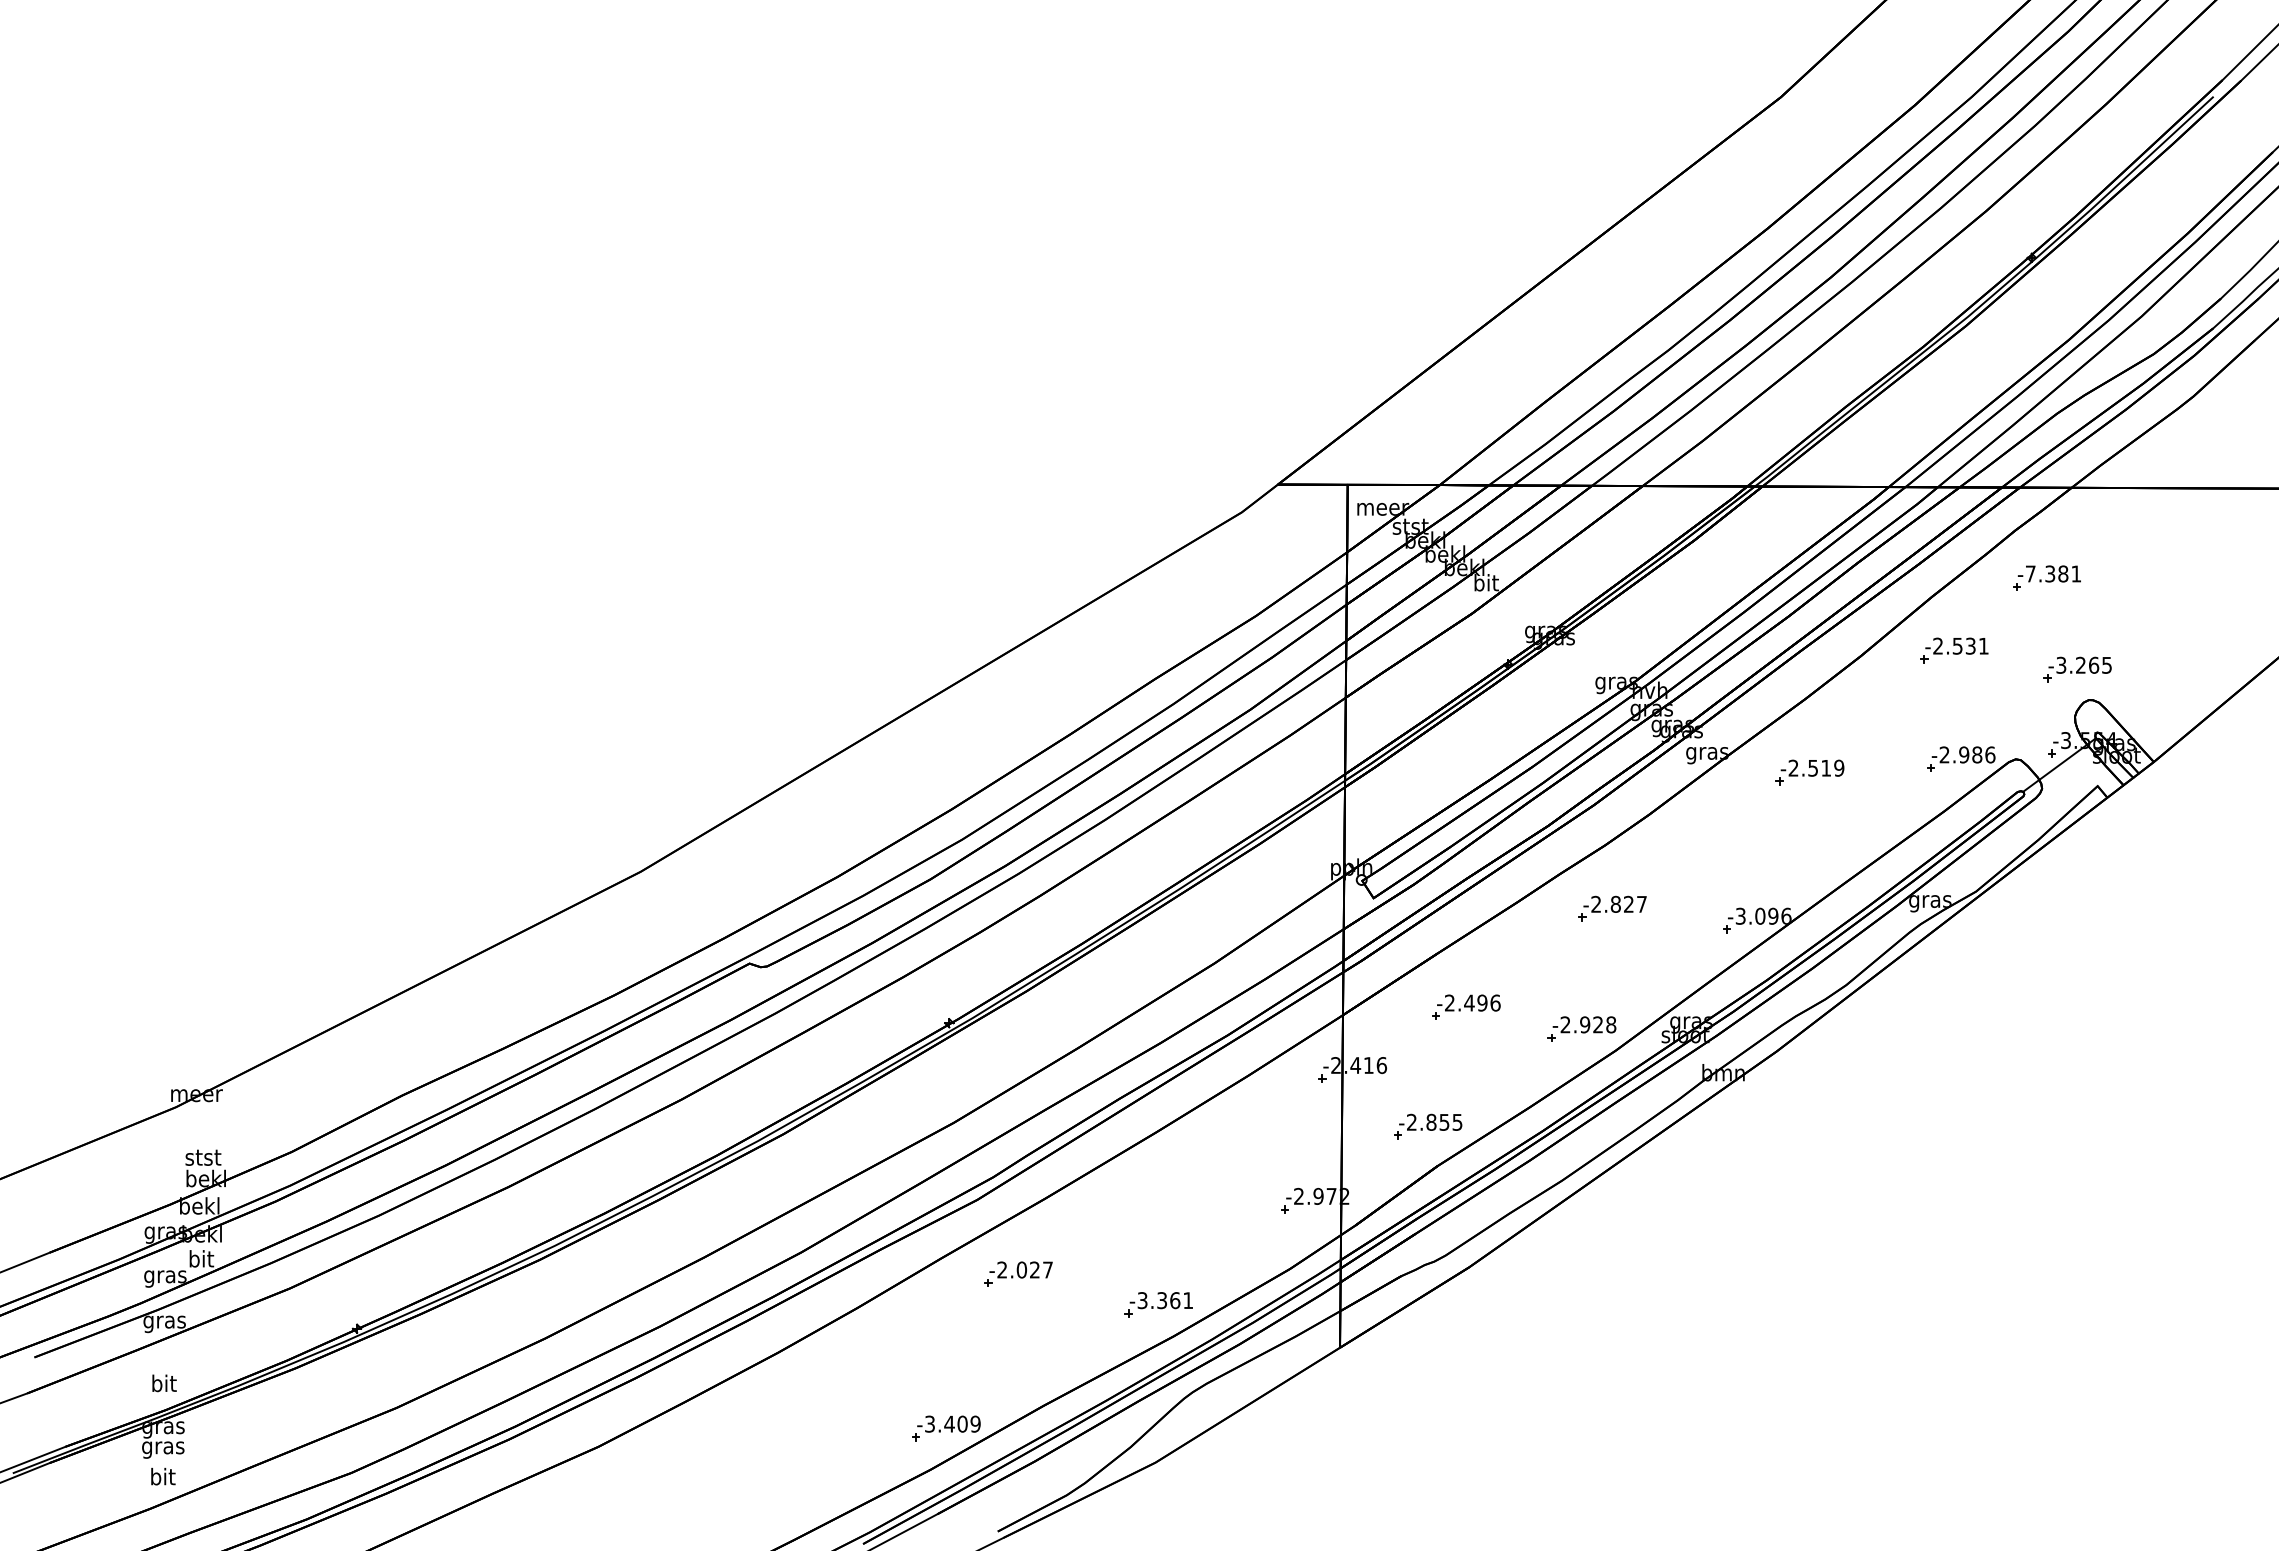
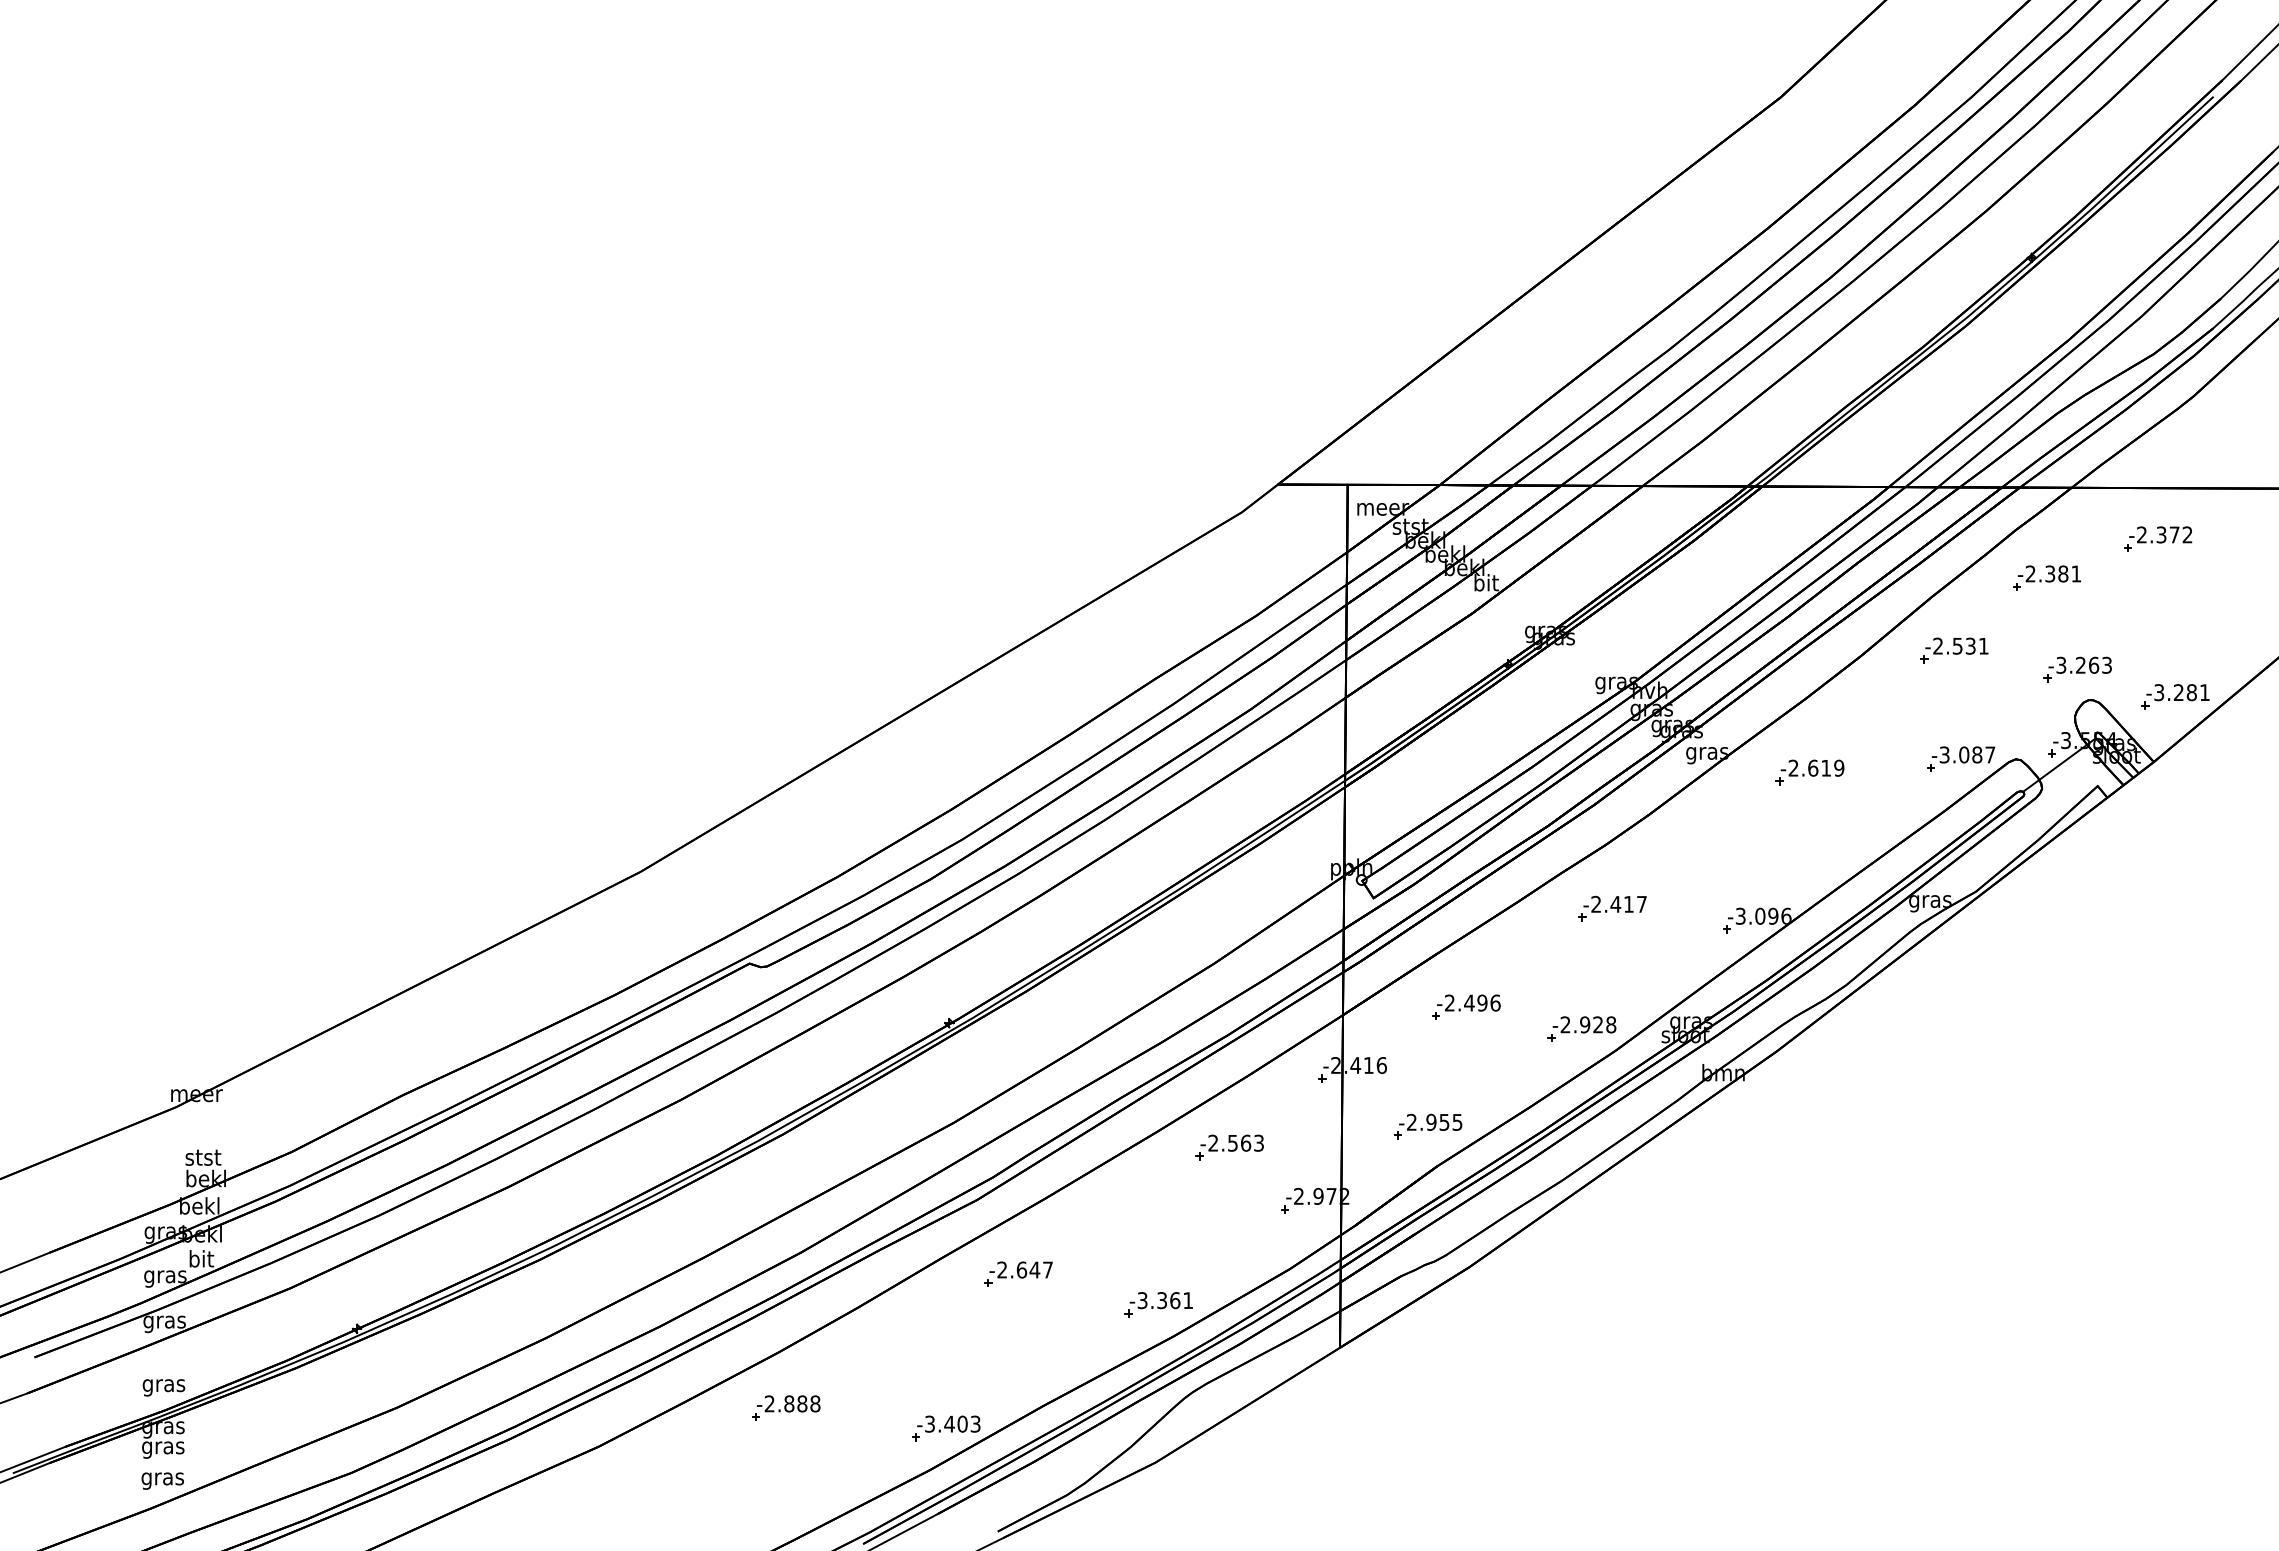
part: none -> present (2158, 538)
text: -7.381 -> -2.381 (2030, 573)
text: -3.265 -> -3.263 (2106, 664)
part: none -> present (2175, 696)
text: -2.986 -> -3.087 (1967, 754)
text: -2.519 -> -2.619 (1813, 767)
text: -2.827 -> -2.417 (1621, 903)
text: -2.855 -> -2.955 (1431, 1122)
part: none -> present (1229, 1147)
text: -2.027 -> -2.647 (1028, 1269)
text: bit -> gras (163, 1385)
part: none -> present (786, 1407)
text: -3.409 -> -3.403 (975, 1423)
text: bit -> gras (162, 1478)
